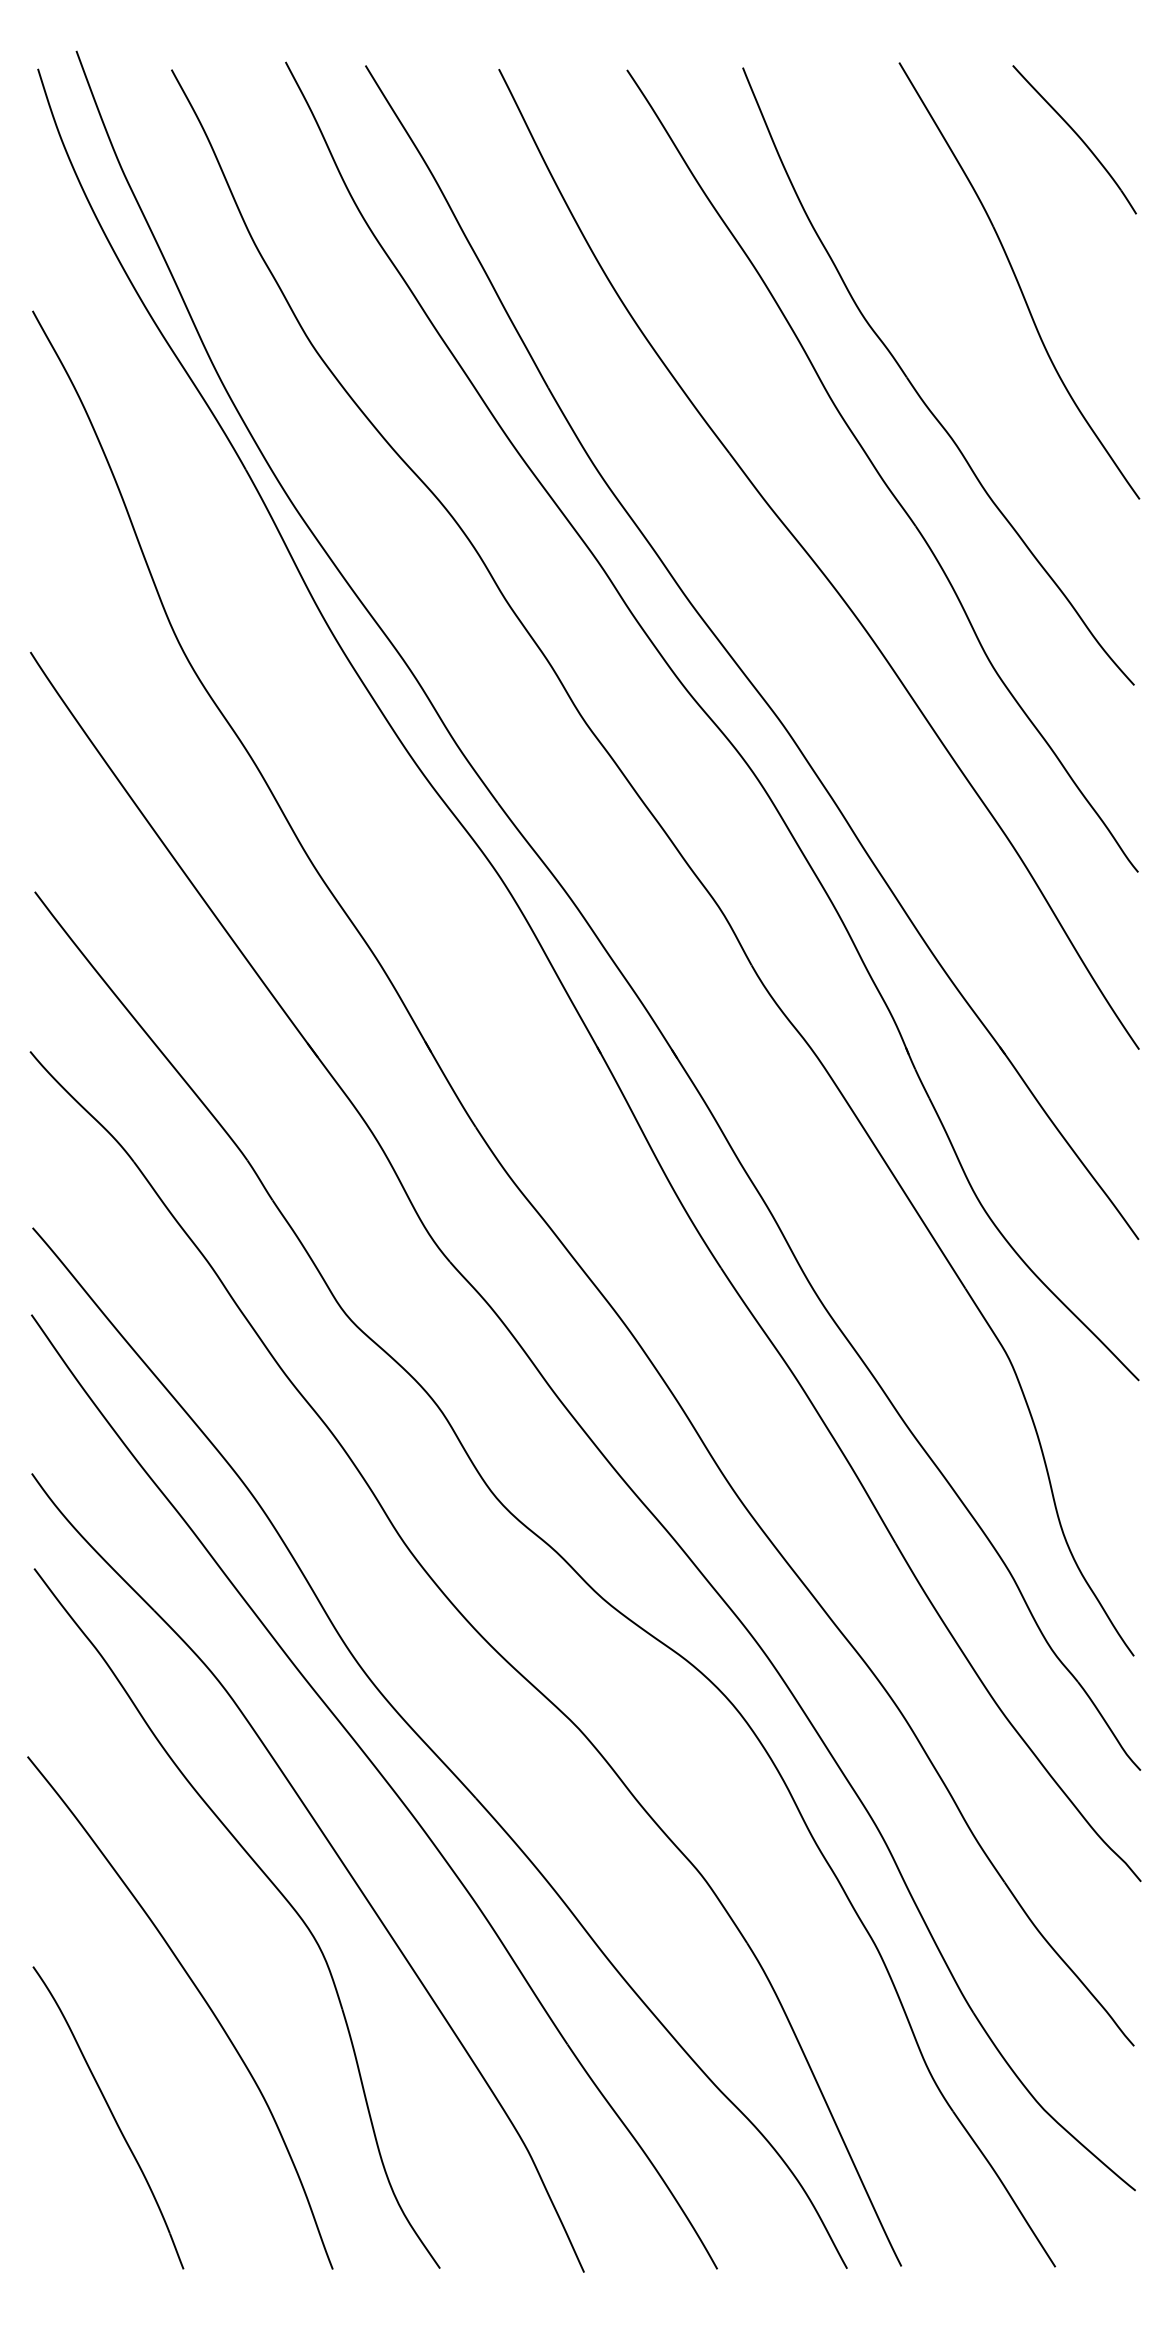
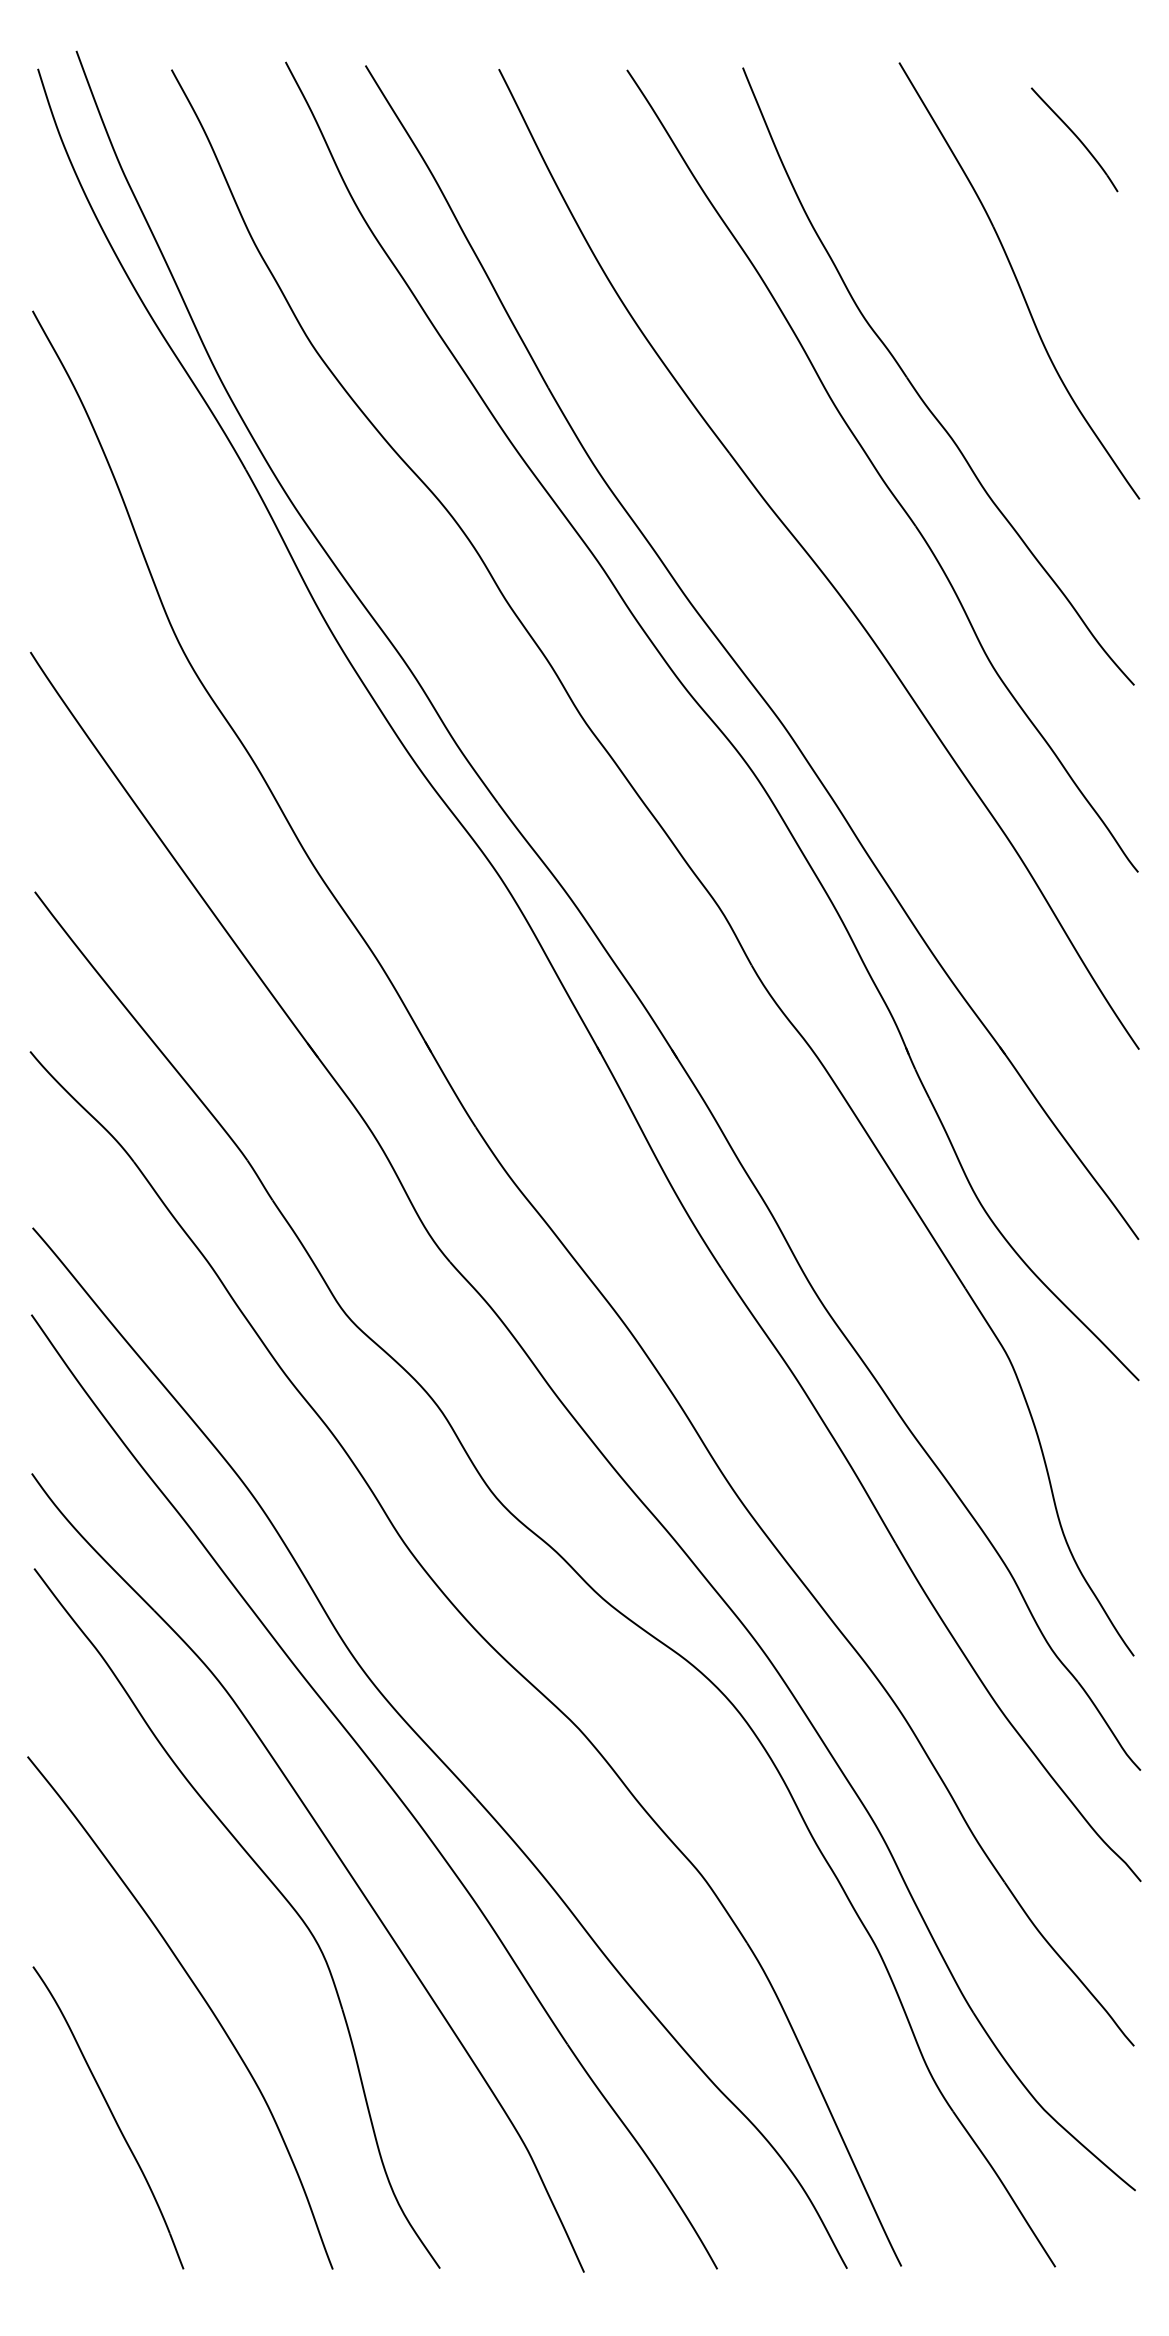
part size: 125x150 px -> 89x106 px (1074, 139)
